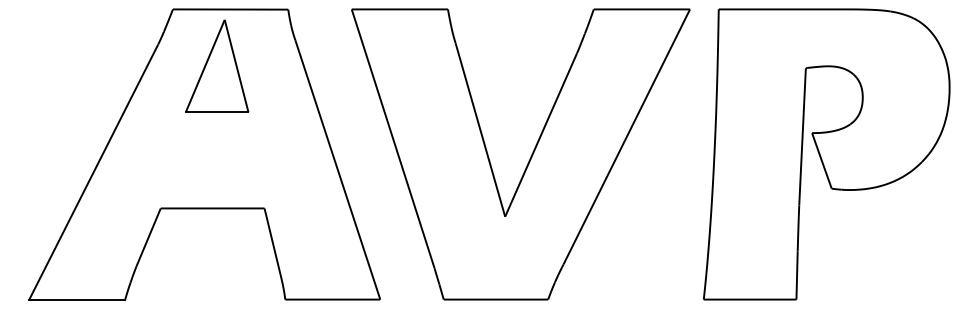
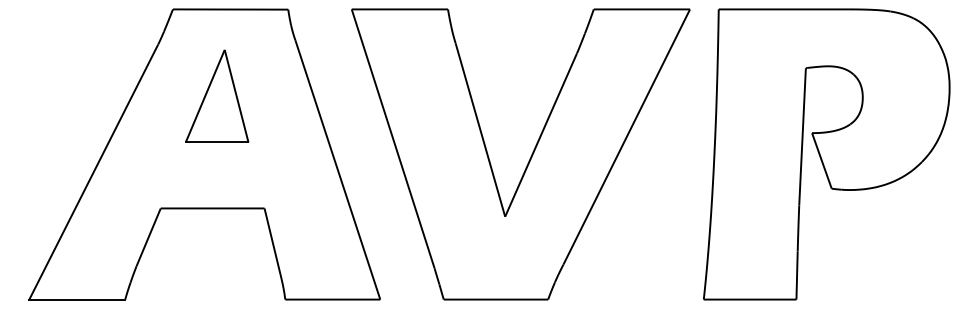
part position: (217, 65) -> (217, 95) (217, 95)
